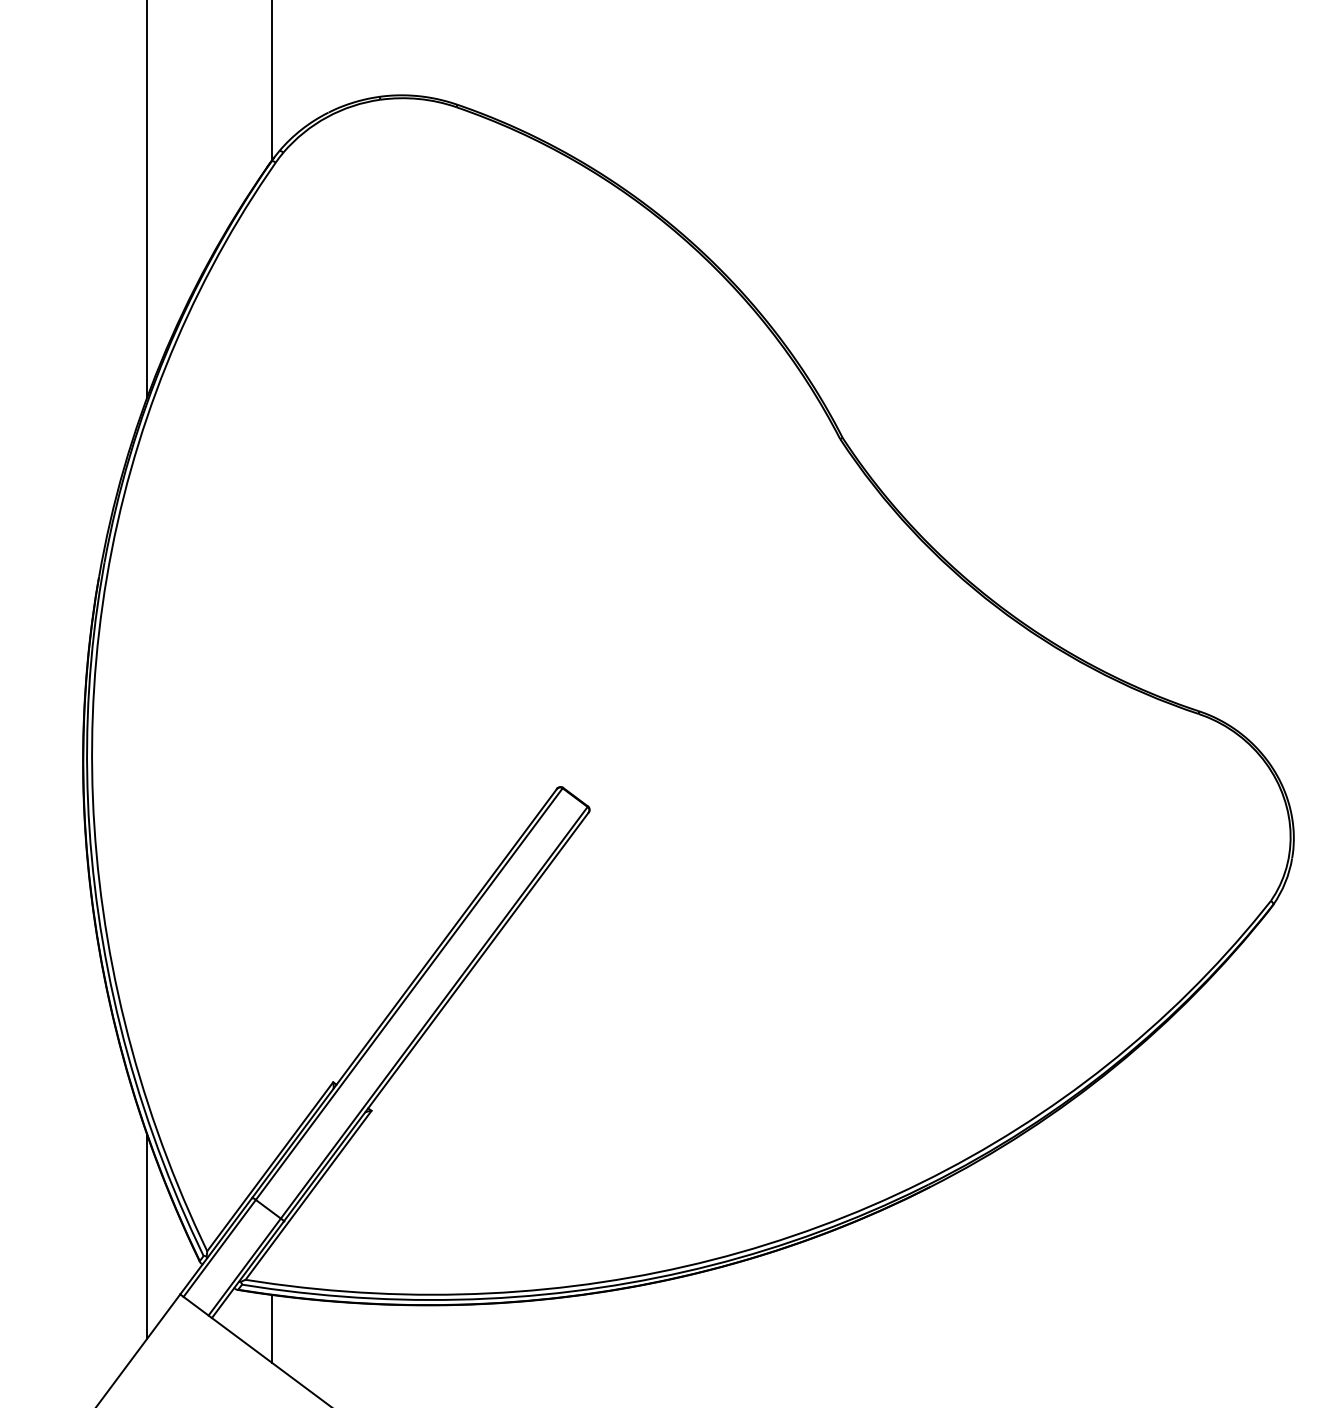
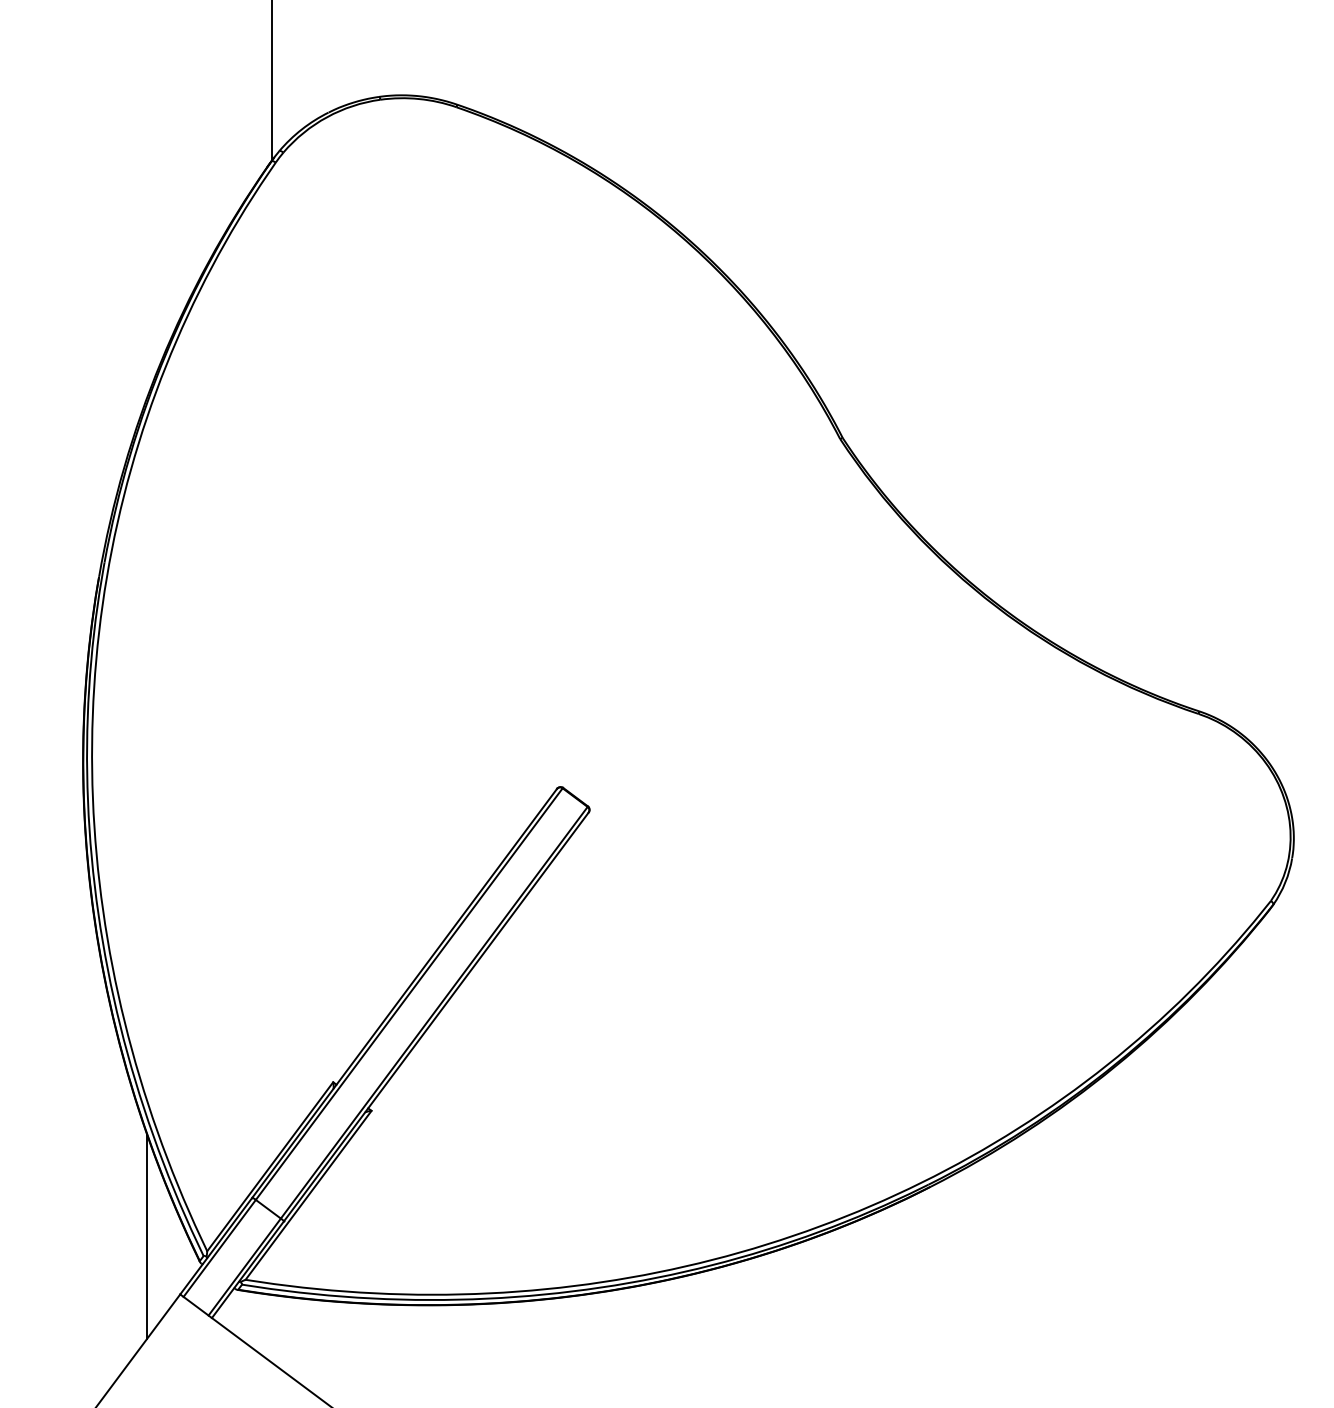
line: present -> none (147, 199)
line: present -> none (271, 1328)
